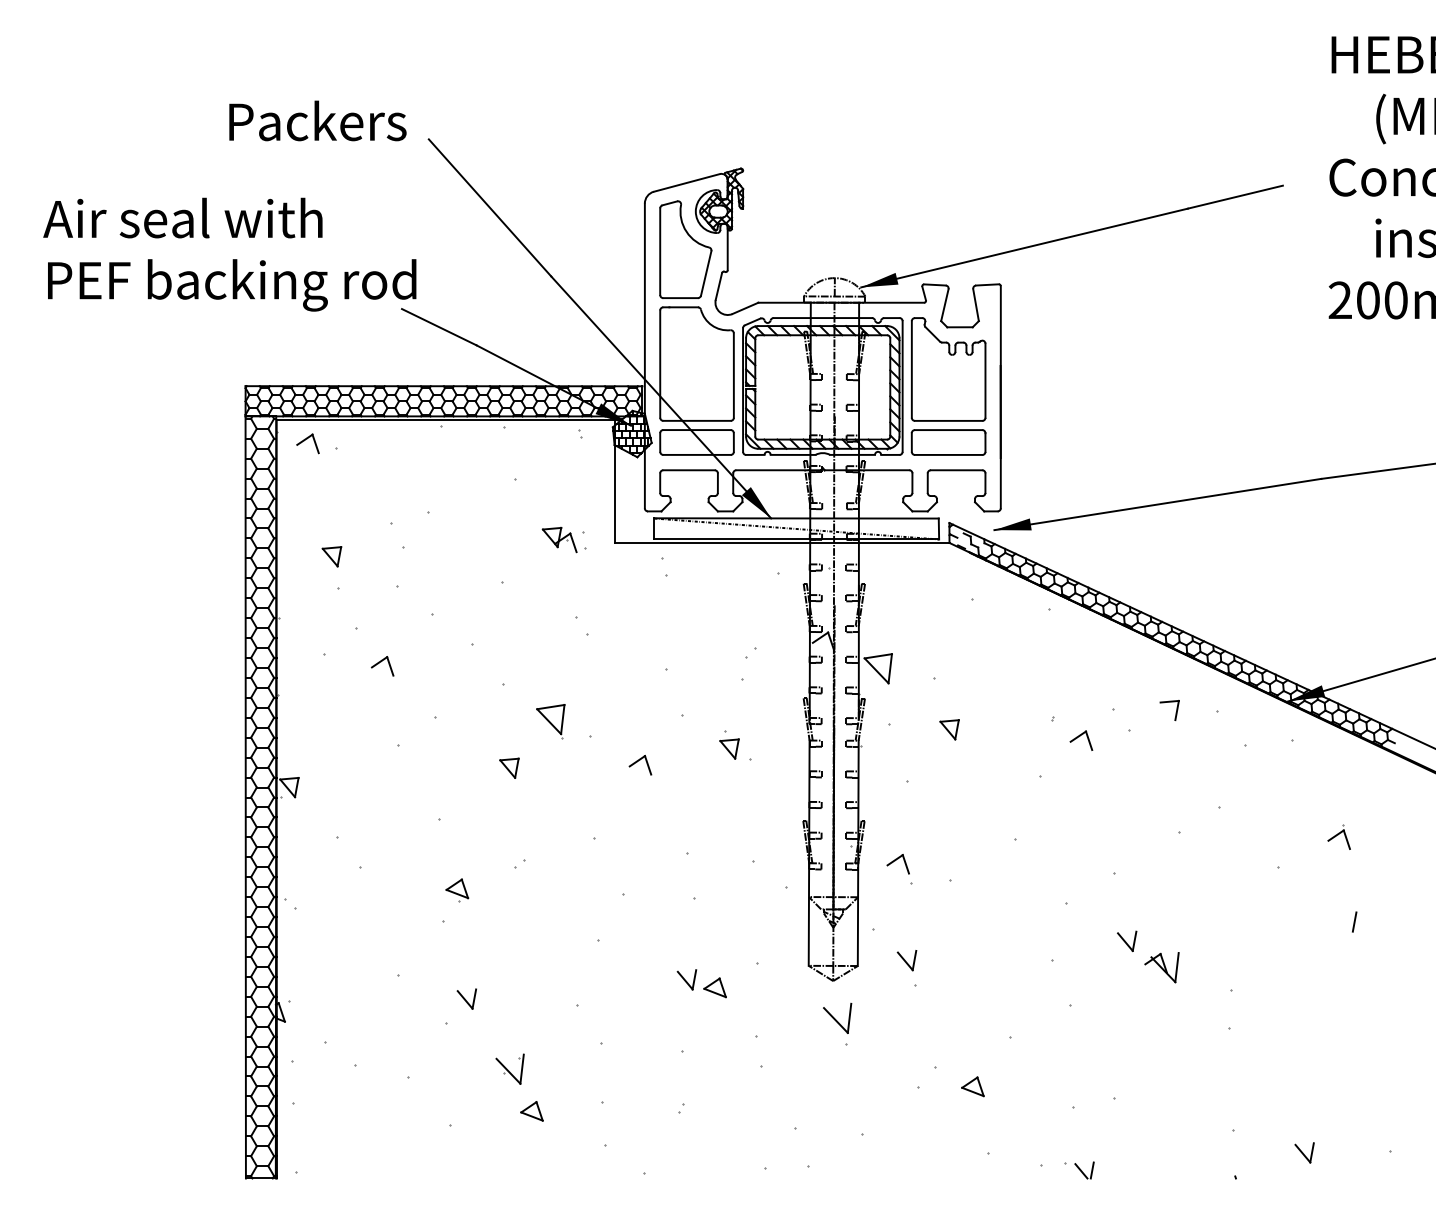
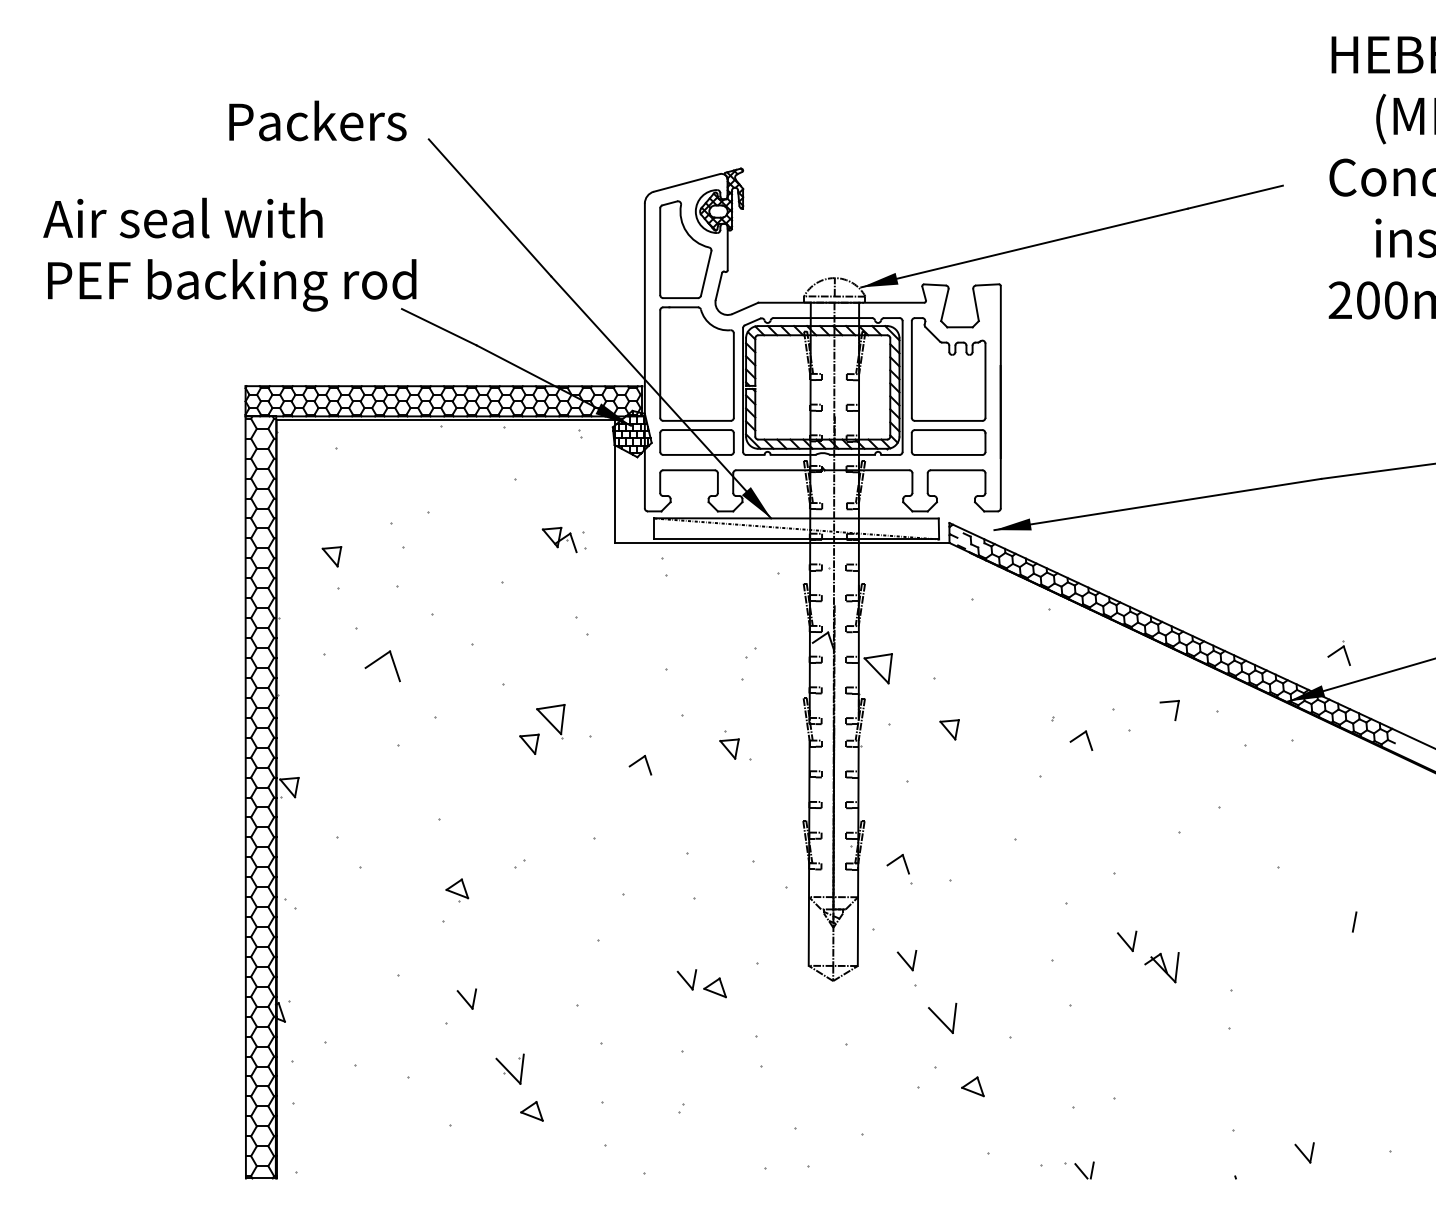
part: present -> none (307, 443)
part size: 25x21 px -> 37x33 px (382, 666)
part position: (509, 767) -> (529, 743) (529, 743)
part position: (1338, 836) -> (1338, 652) (1338, 652)
part position: (837, 1017) -> (942, 1017) (942, 1017)
